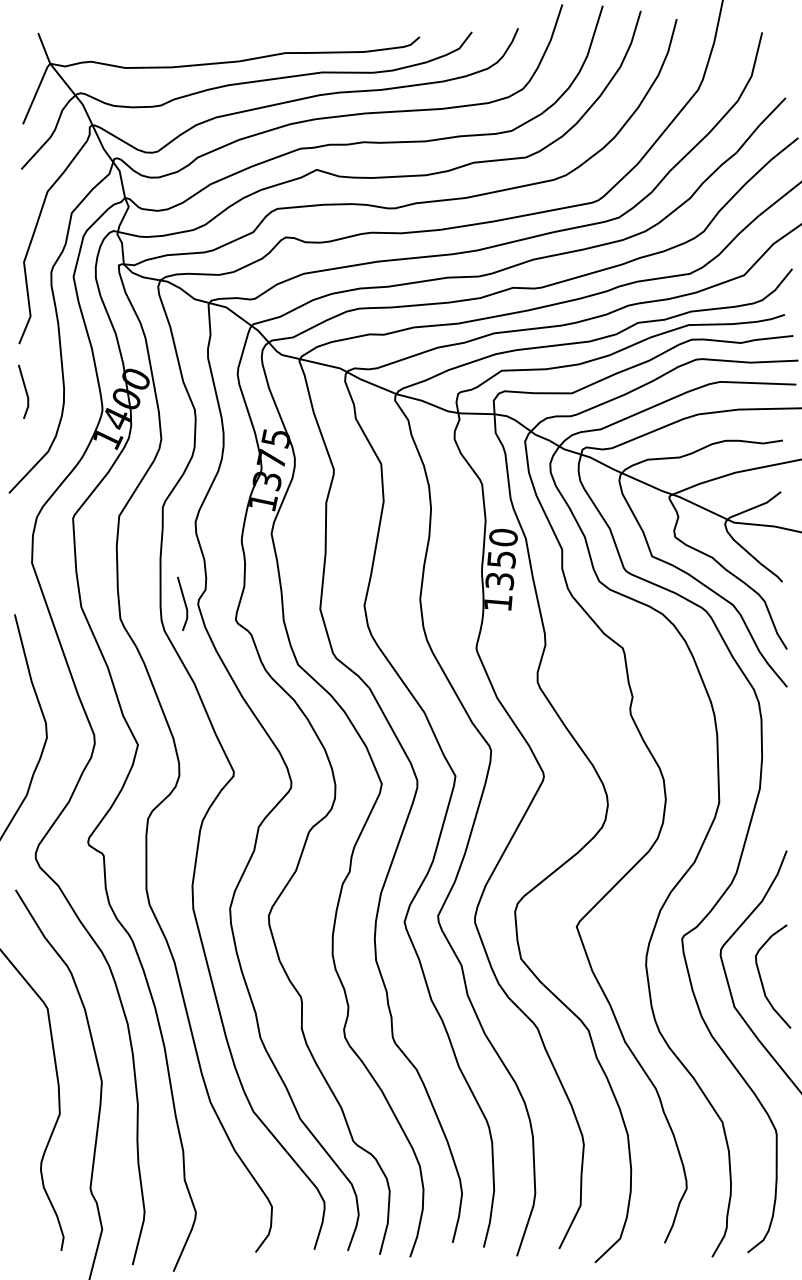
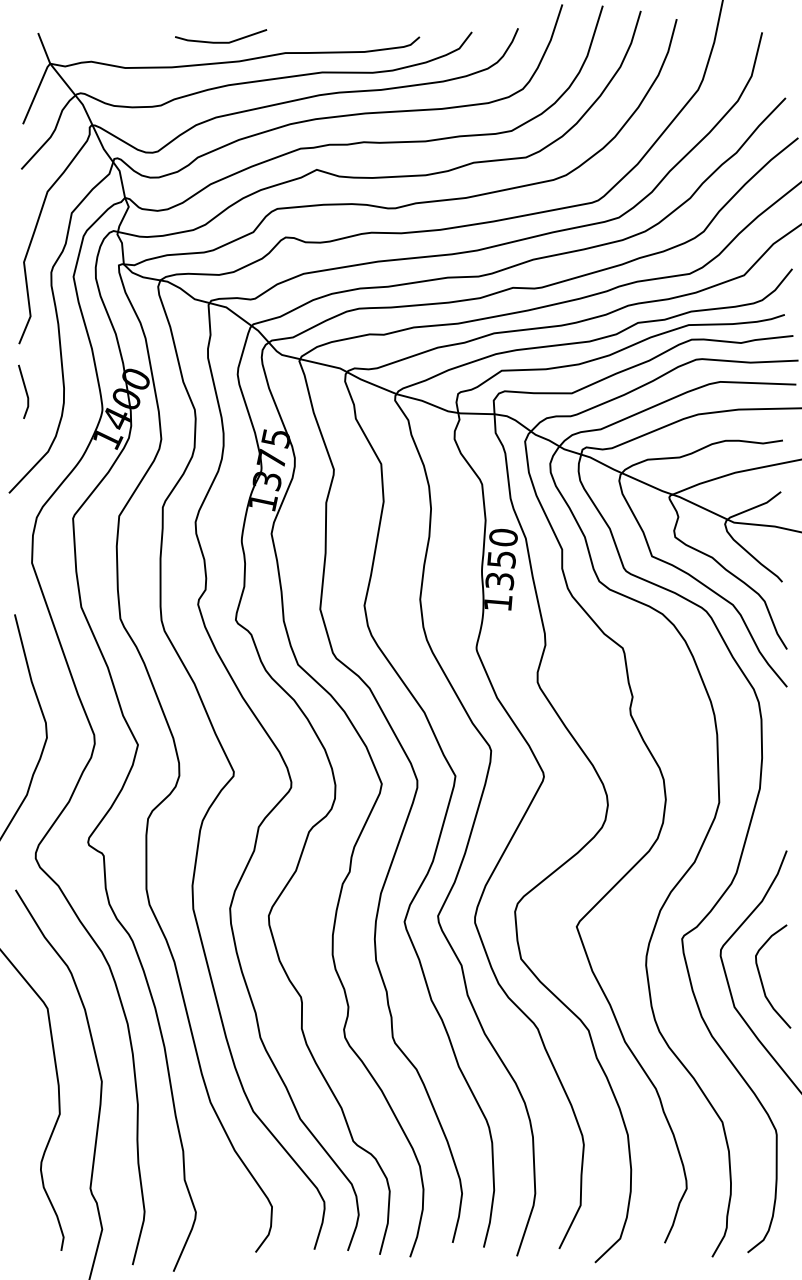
line: none -> present (221, 41)
line: present -> none (184, 603)
